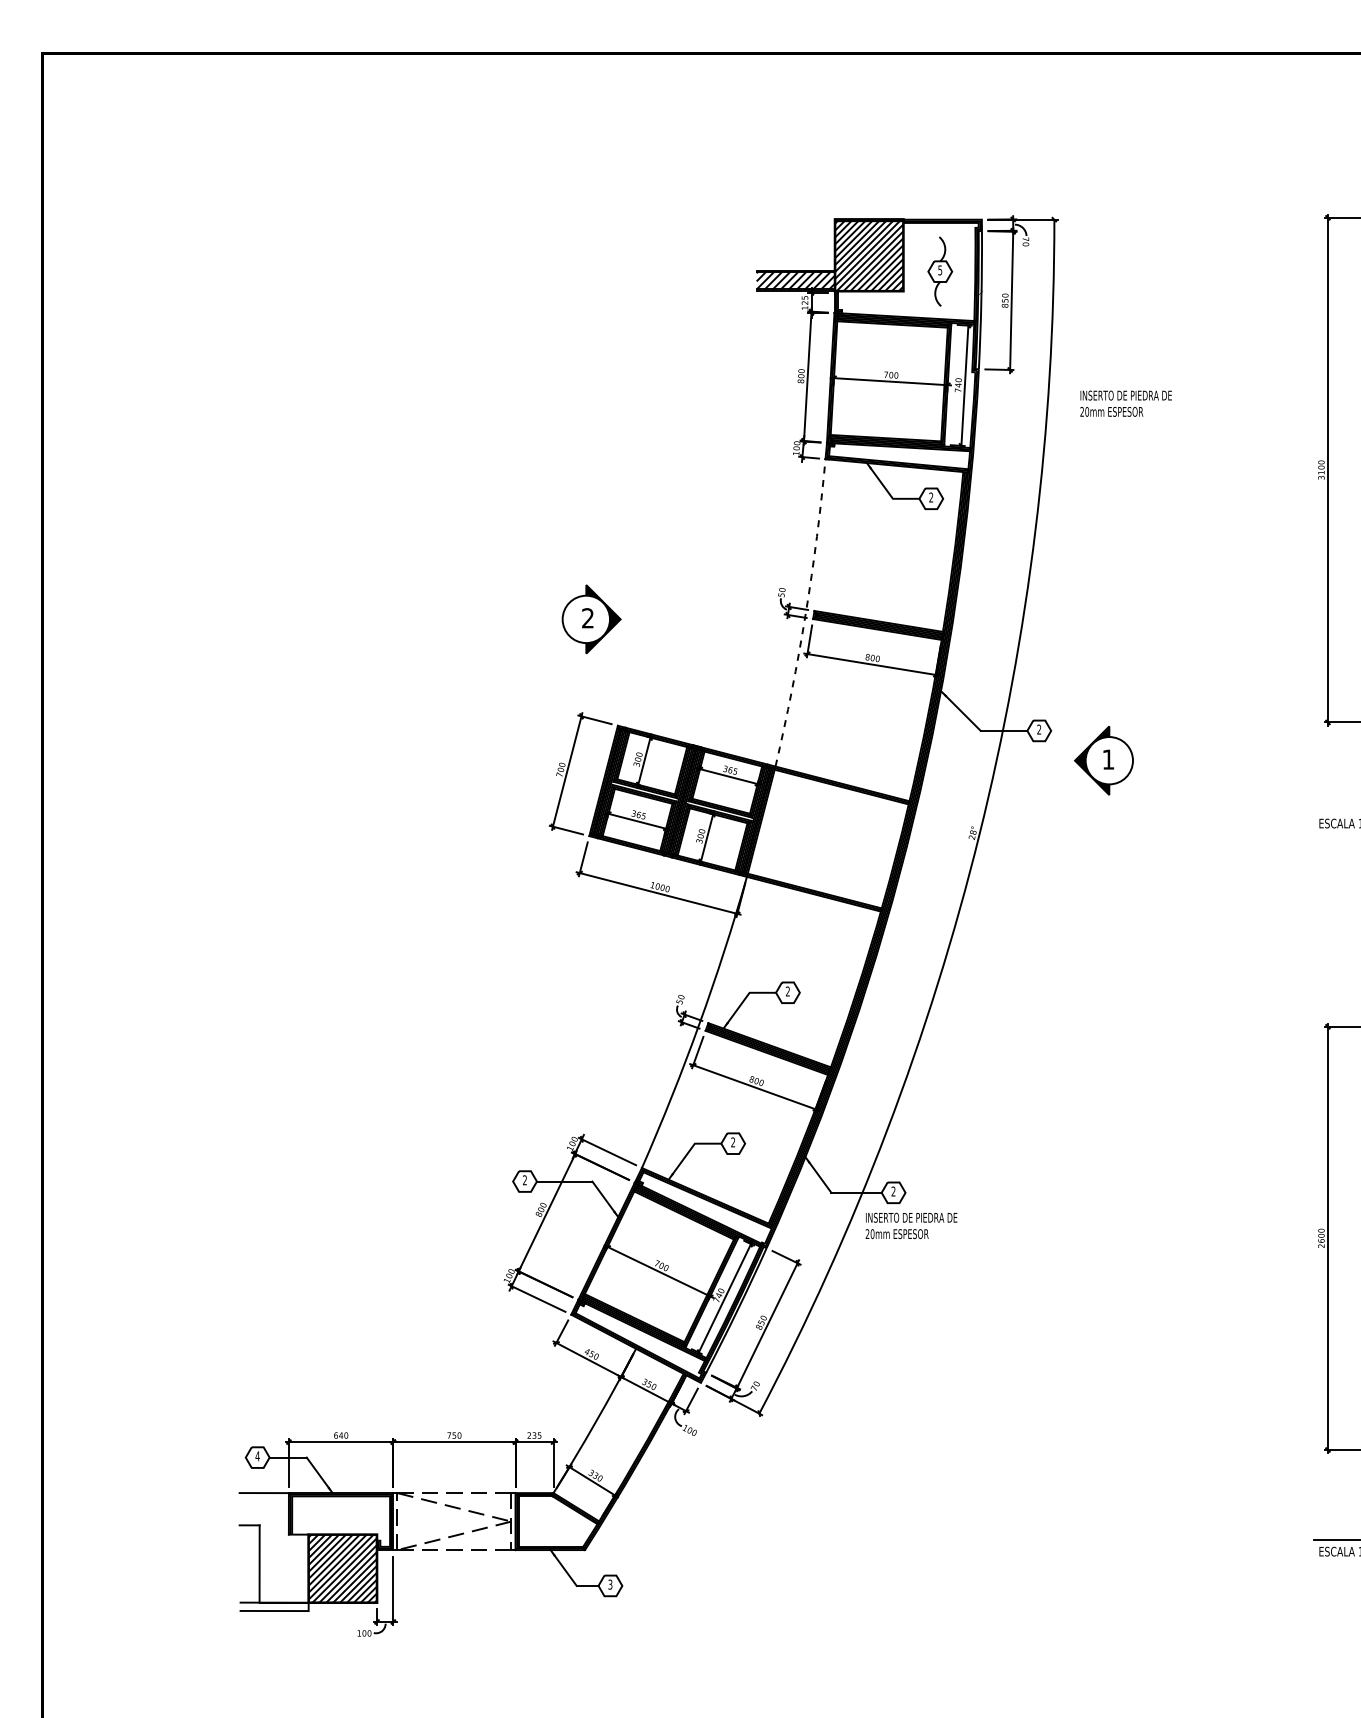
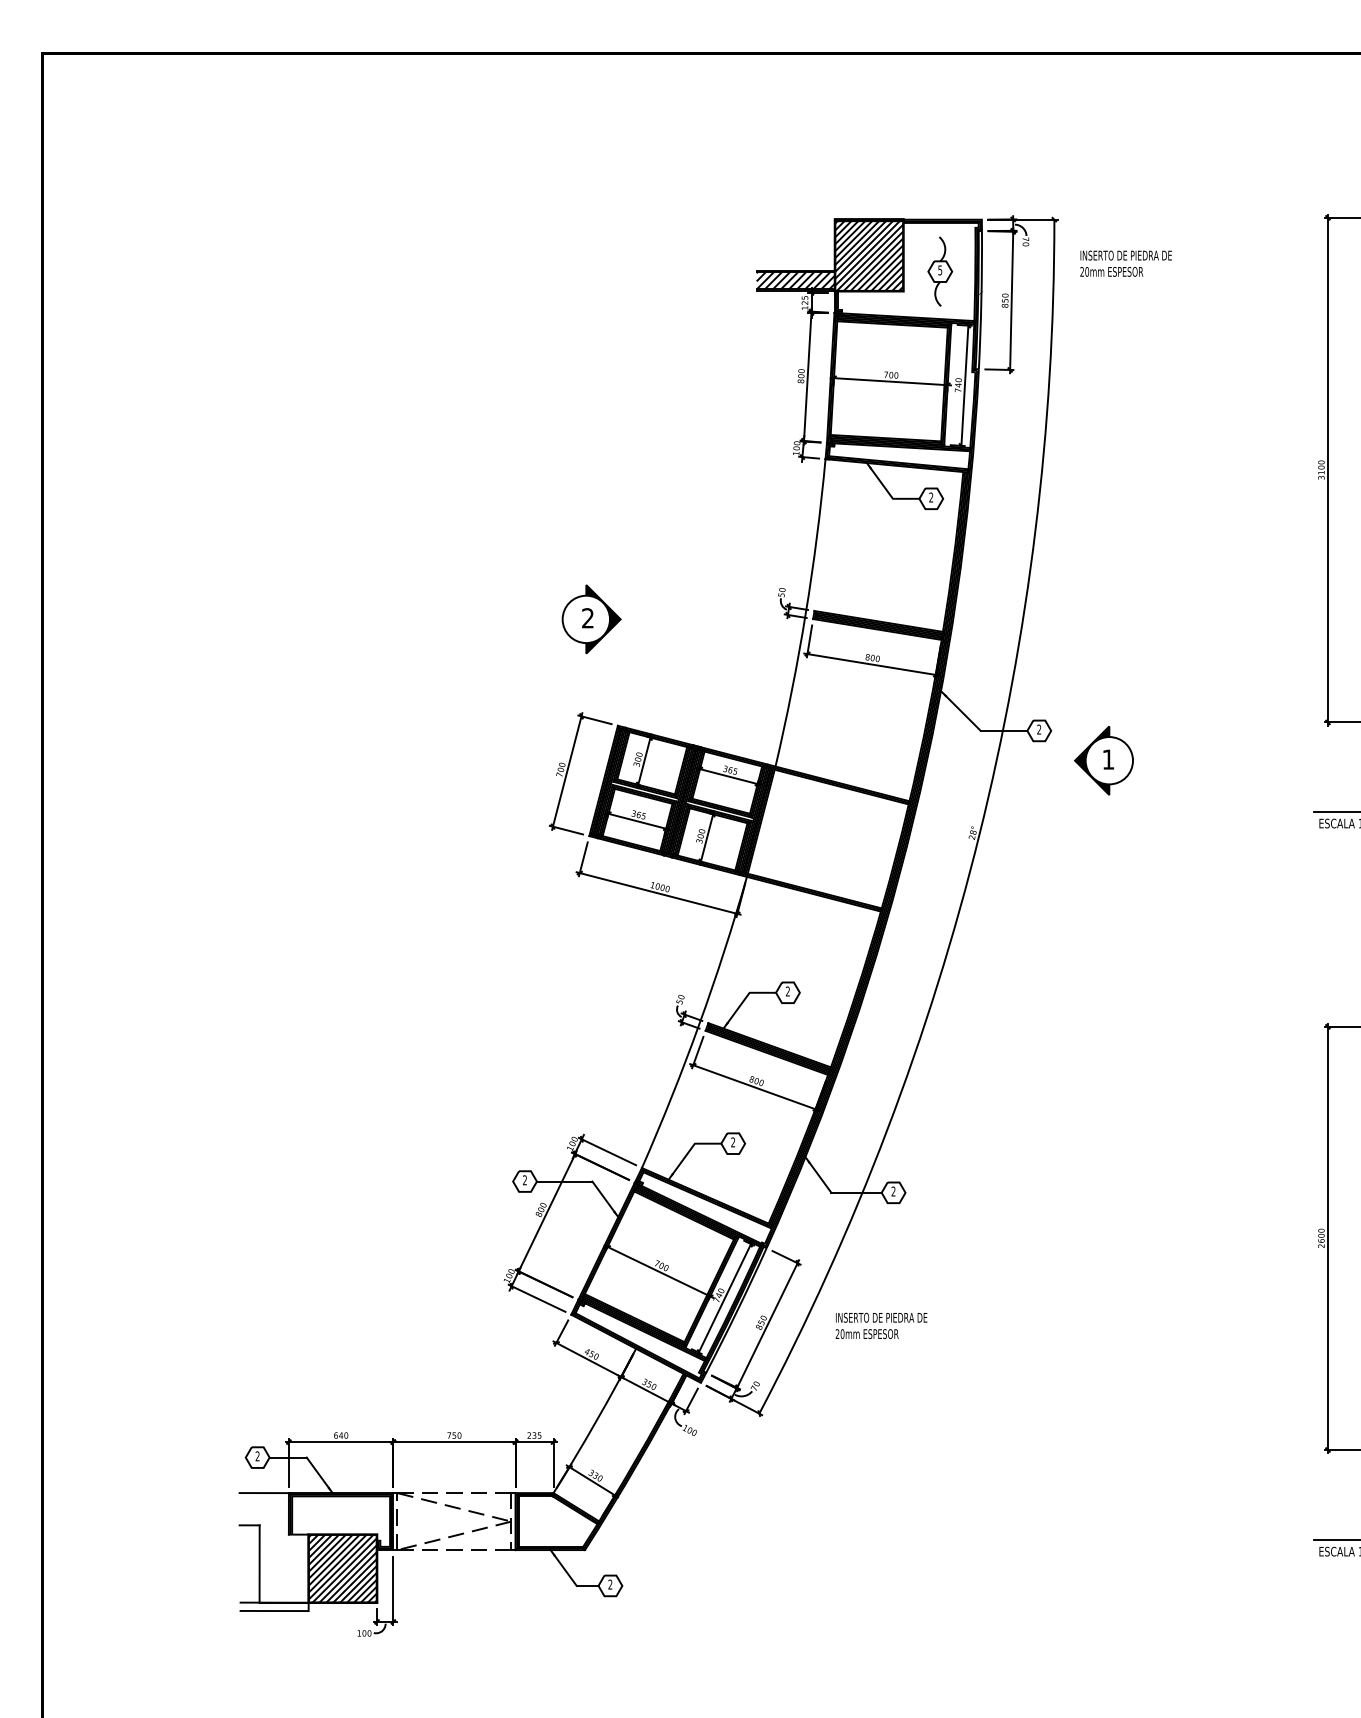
text position: (1125, 403) -> (1125, 263) (1125, 263)
arc: dashed -> solid (805, 613)
line: none -> present (1335, 811)
text position: (911, 1225) -> (881, 1325) (881, 1325)
text: 4 -> 2 (257, 1456)
text: 3 -> 2 (610, 1584)
